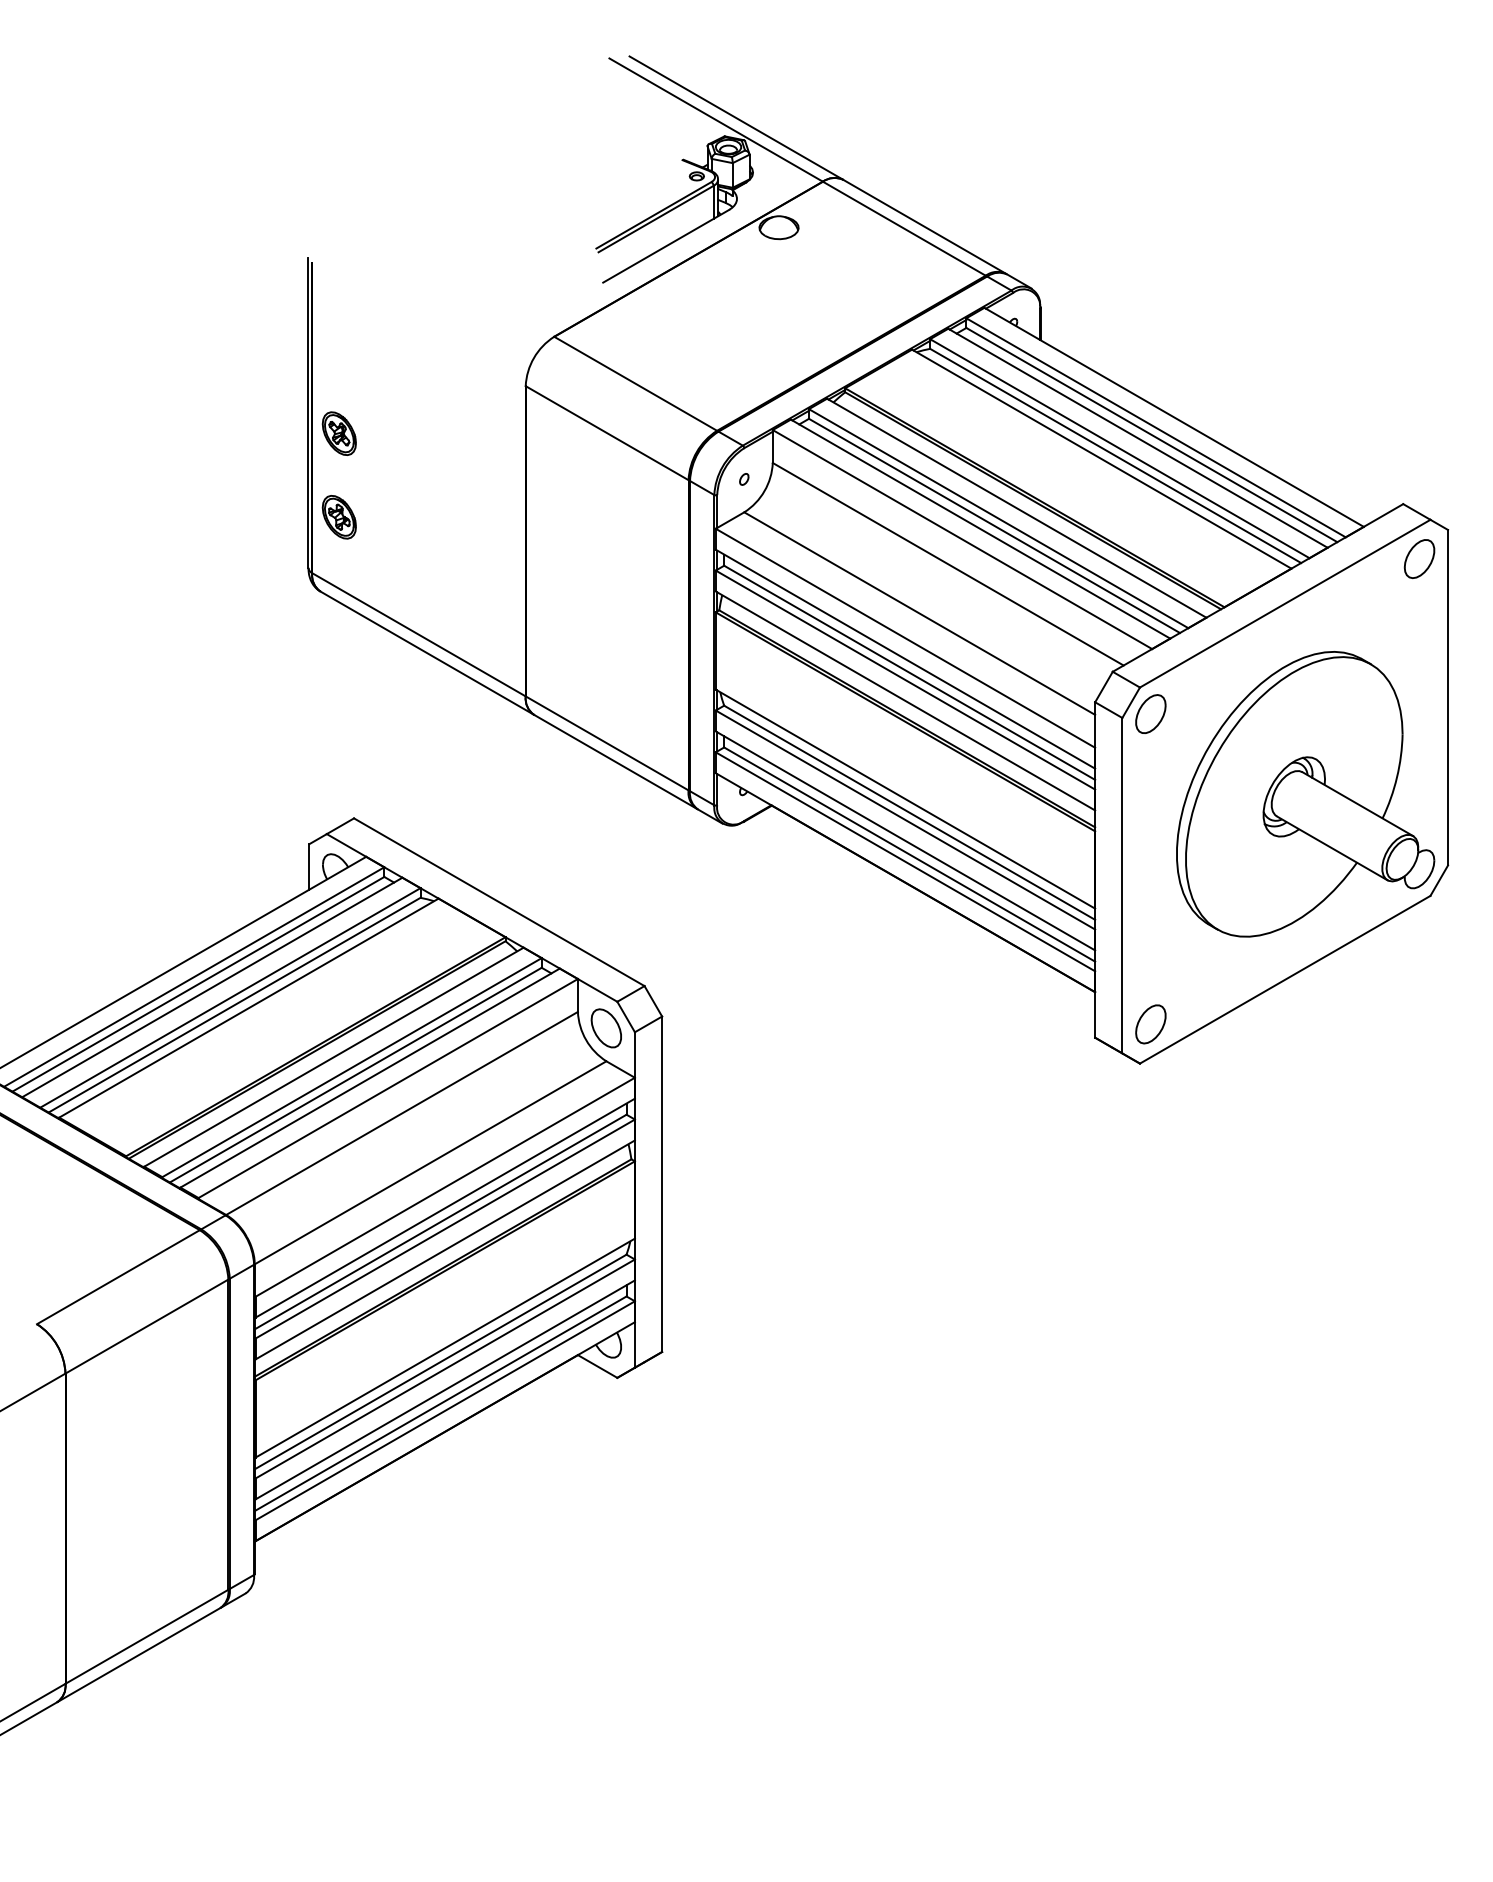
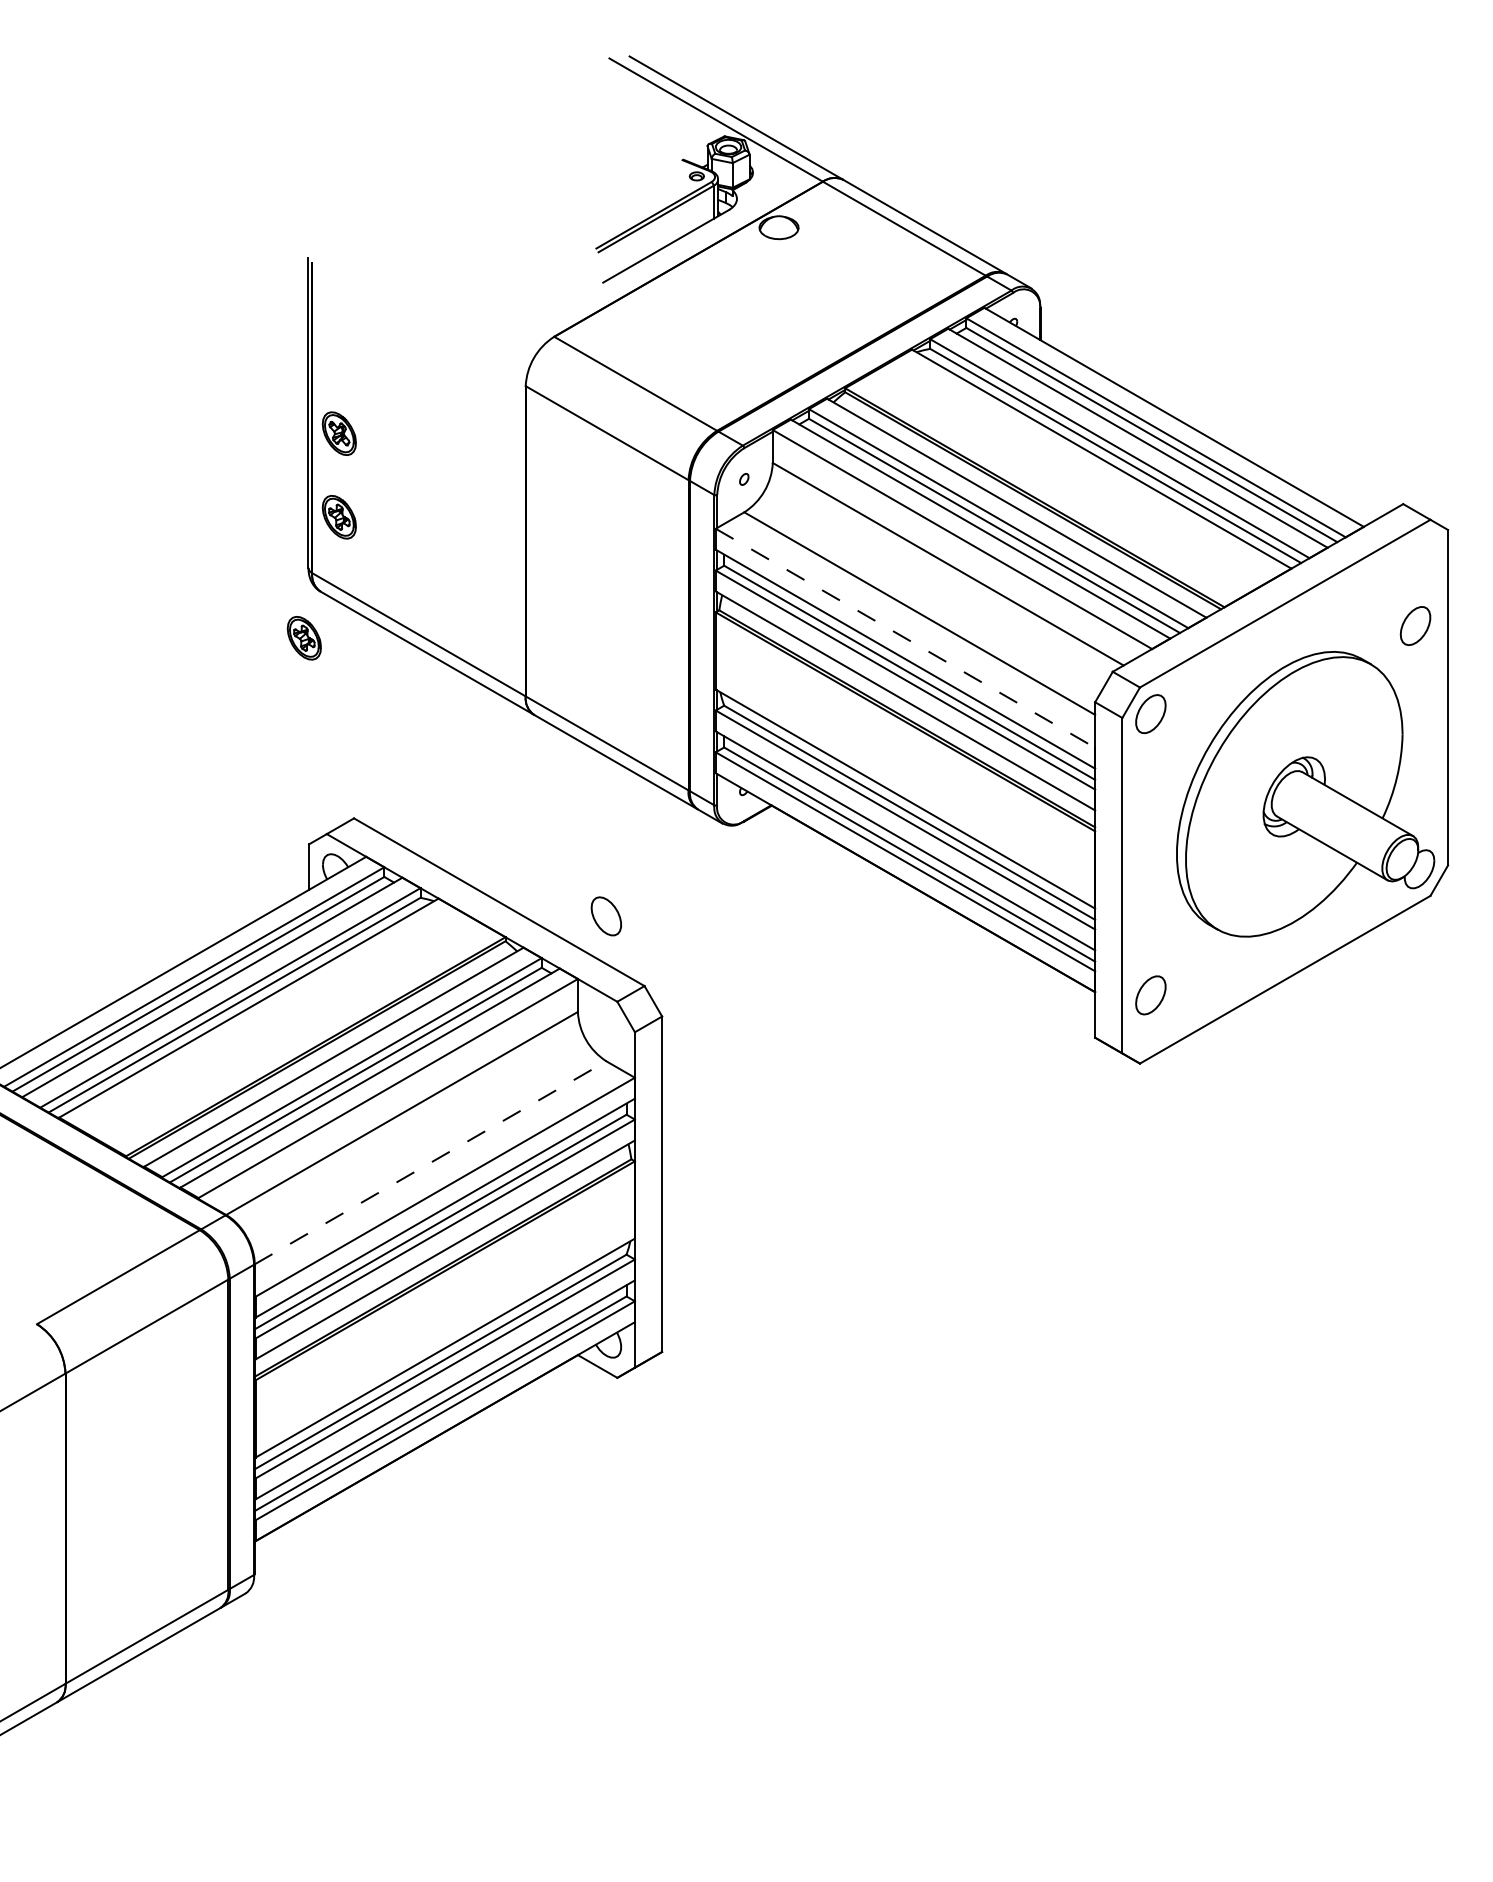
part position: (1419, 558) -> (1415, 625) (1415, 625)
part: none -> present (303, 638)
line: solid -> dashed (905, 638)
part position: (1150, 1024) -> (1150, 995) (1150, 995)
part position: (605, 1028) -> (605, 916) (605, 916)
line: solid -> dashed (430, 1162)
